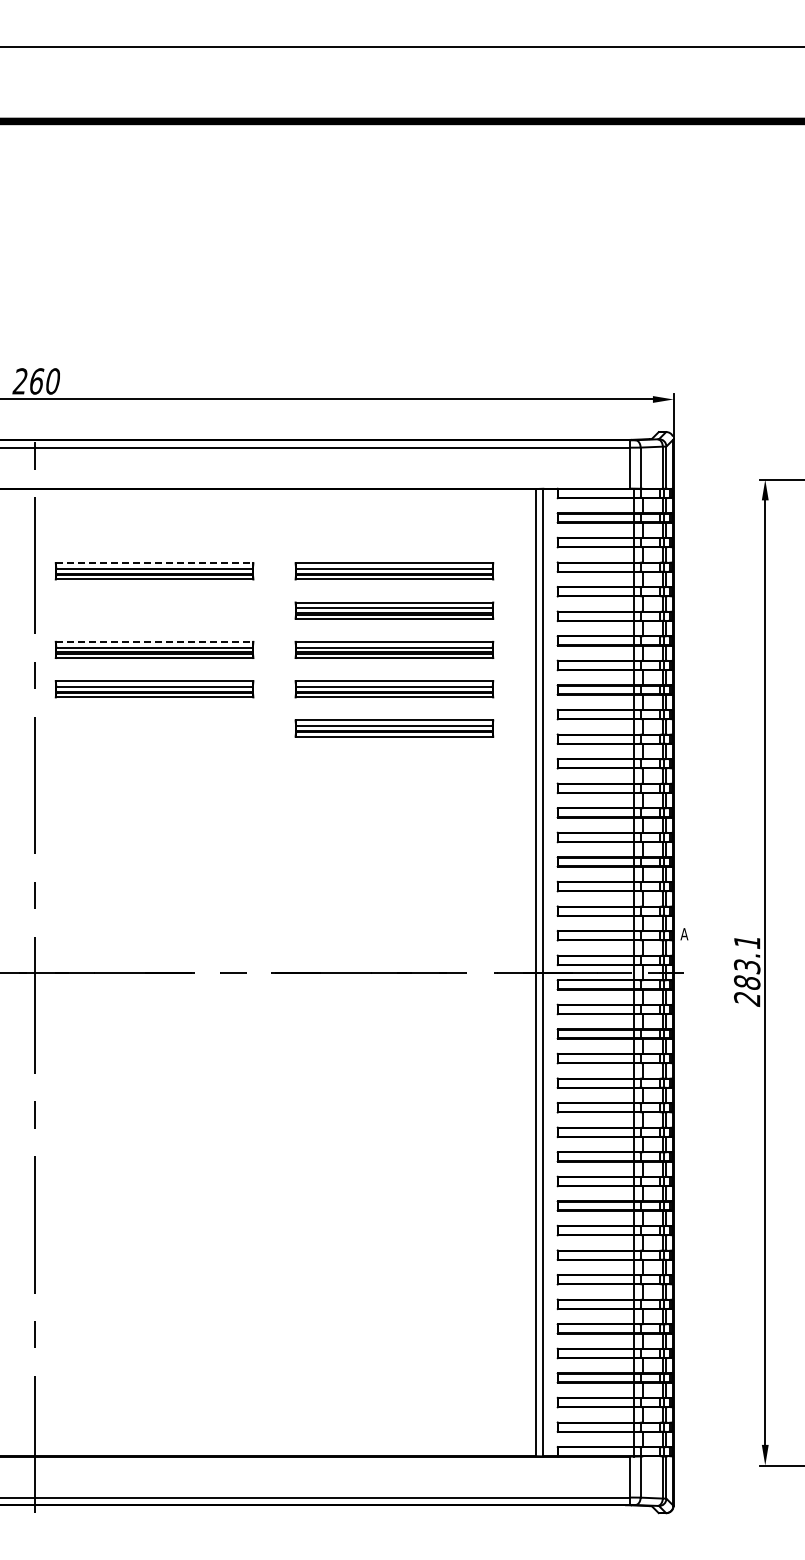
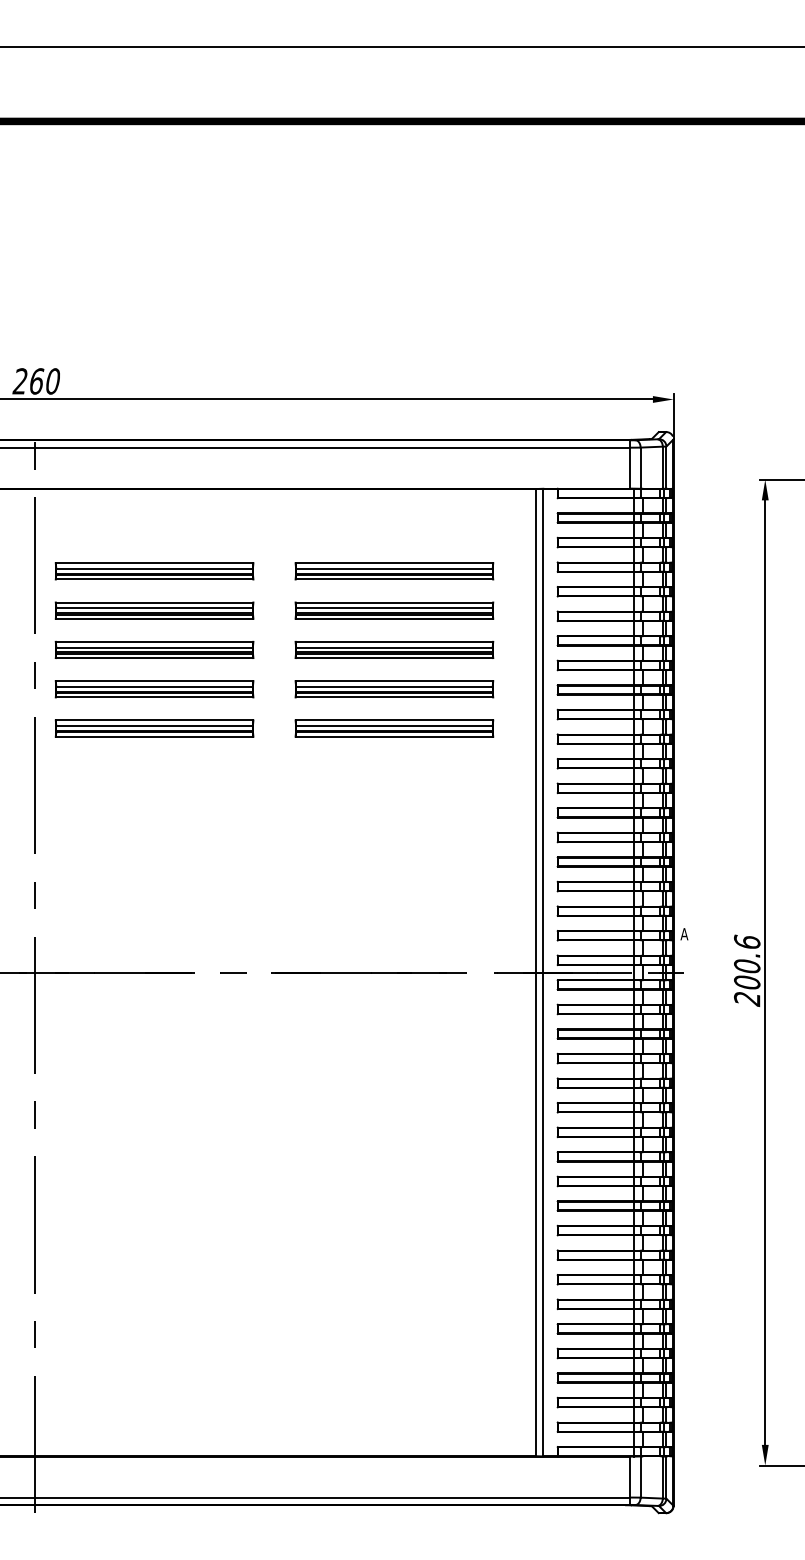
line: dashed -> solid (154, 563)
part: none -> present (154, 610)
line: dashed -> solid (154, 641)
part: none -> present (154, 728)
text: 283.1 -> 200.6 (747, 961)
